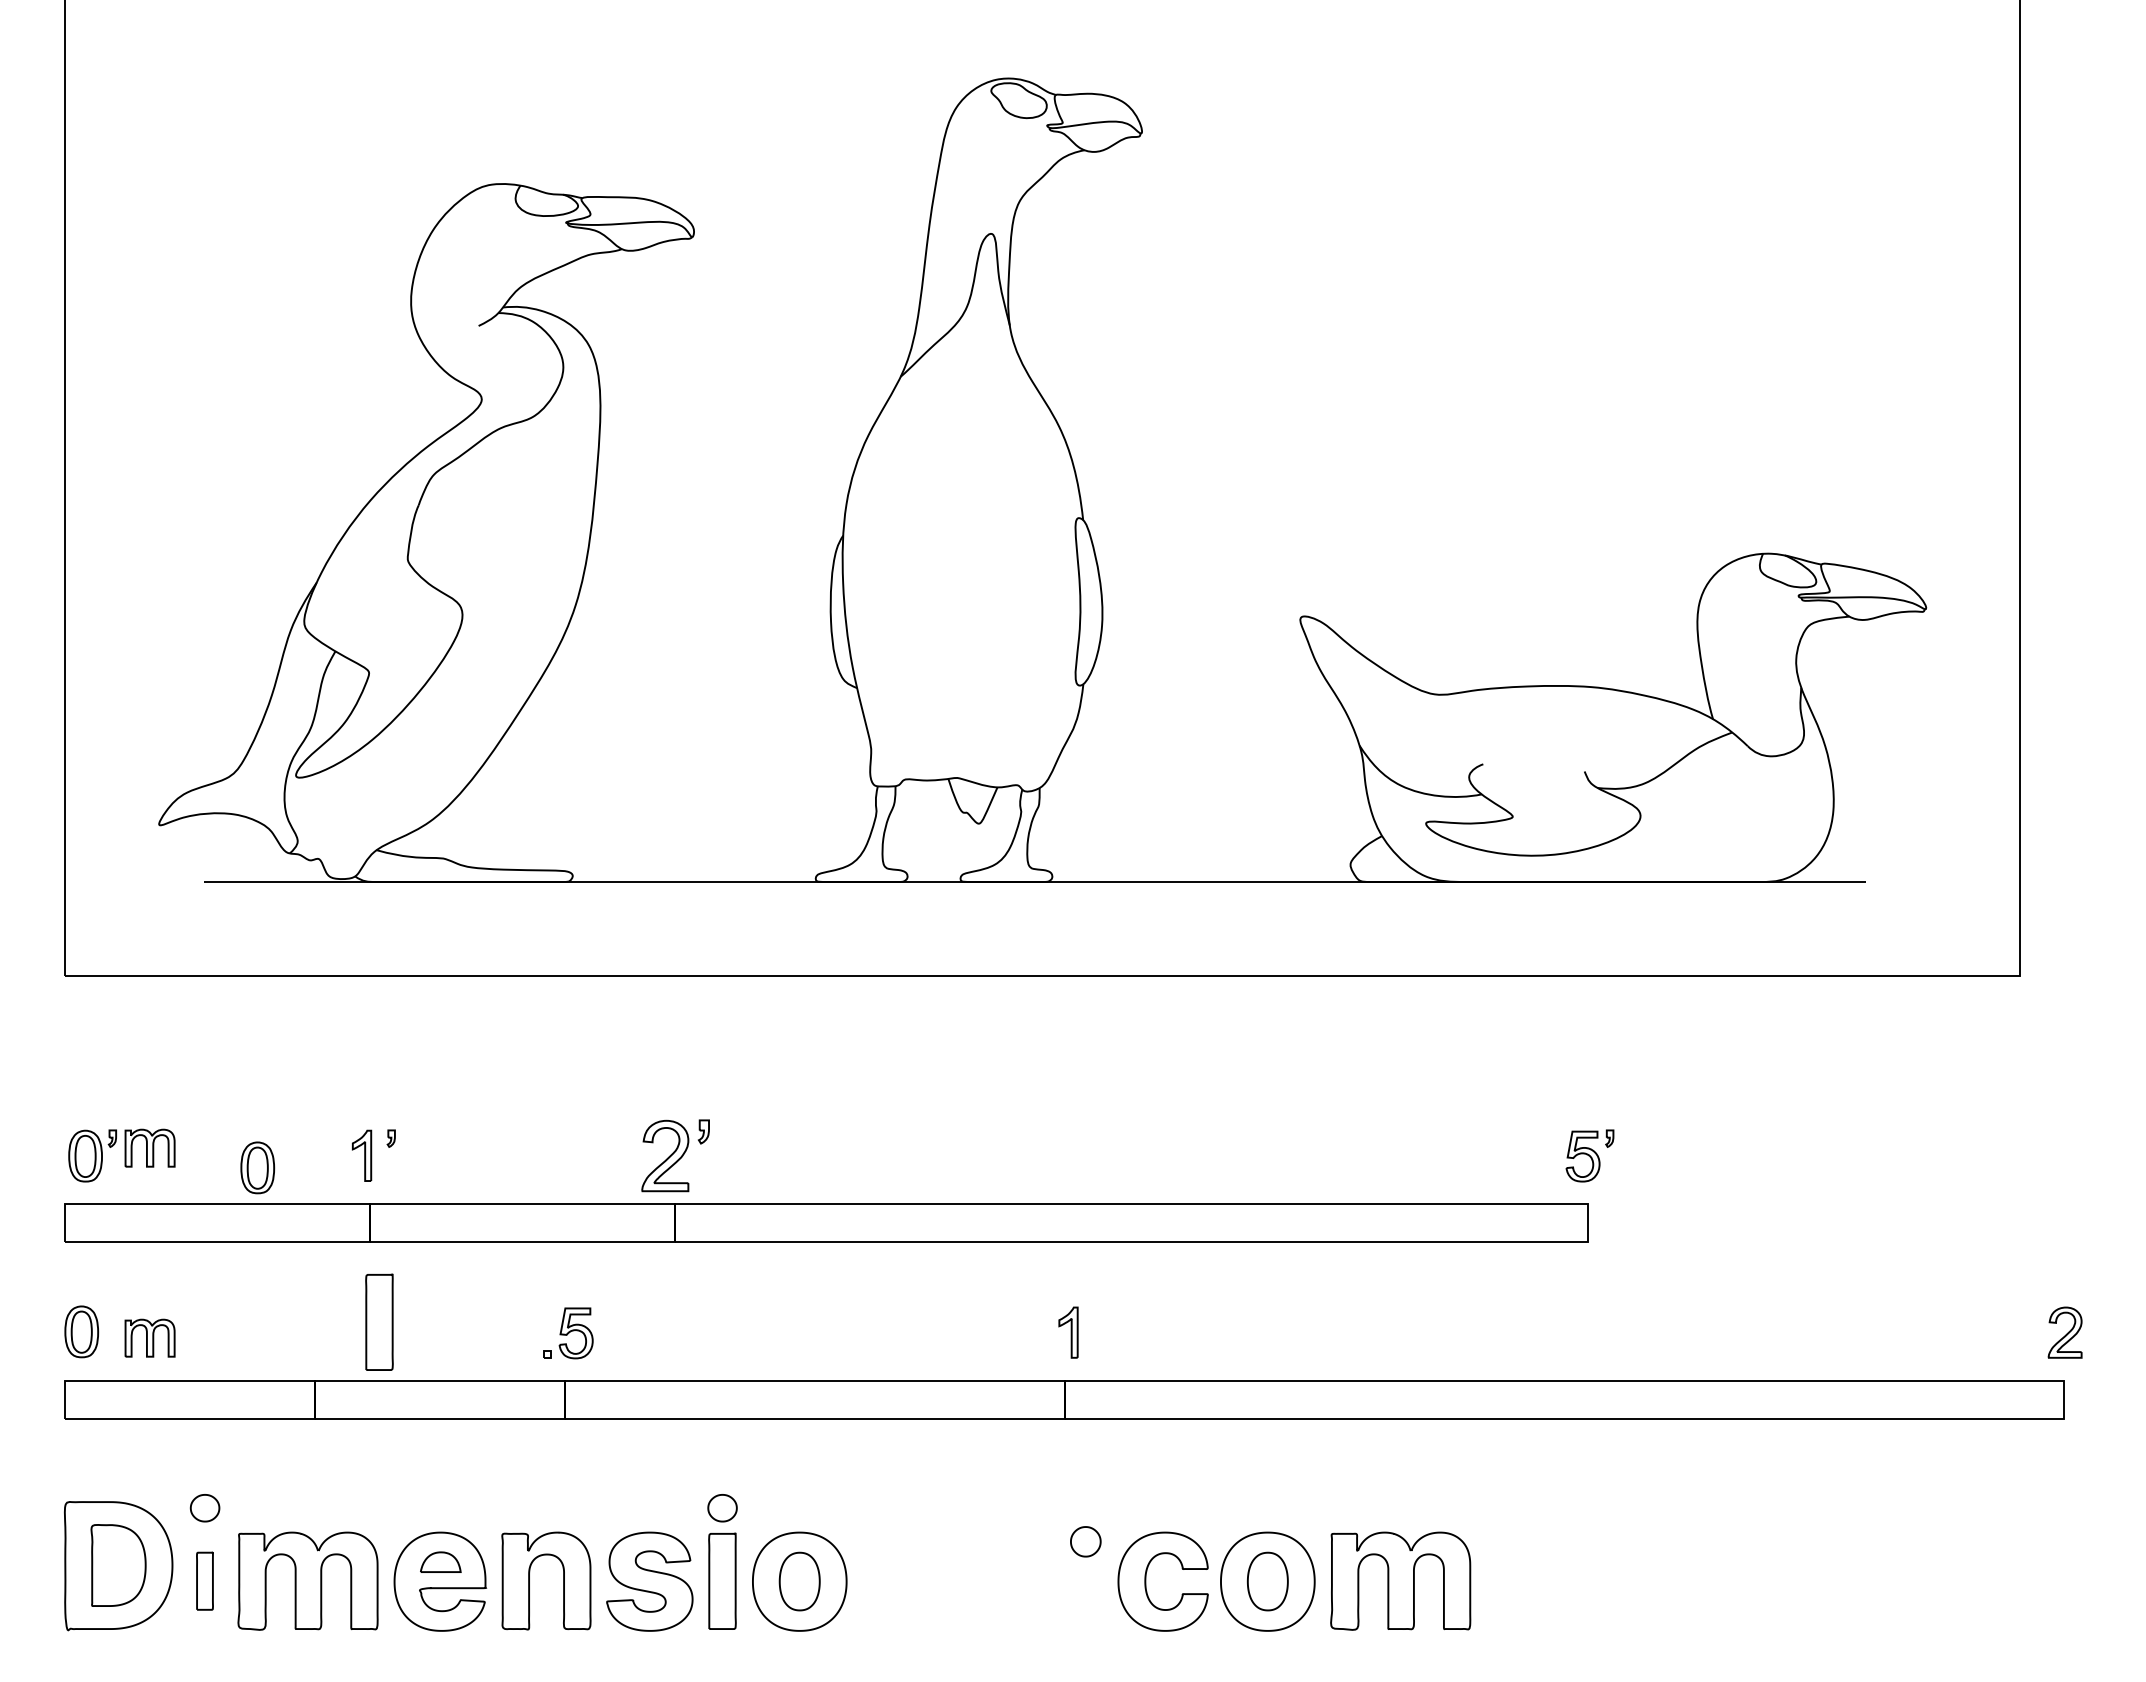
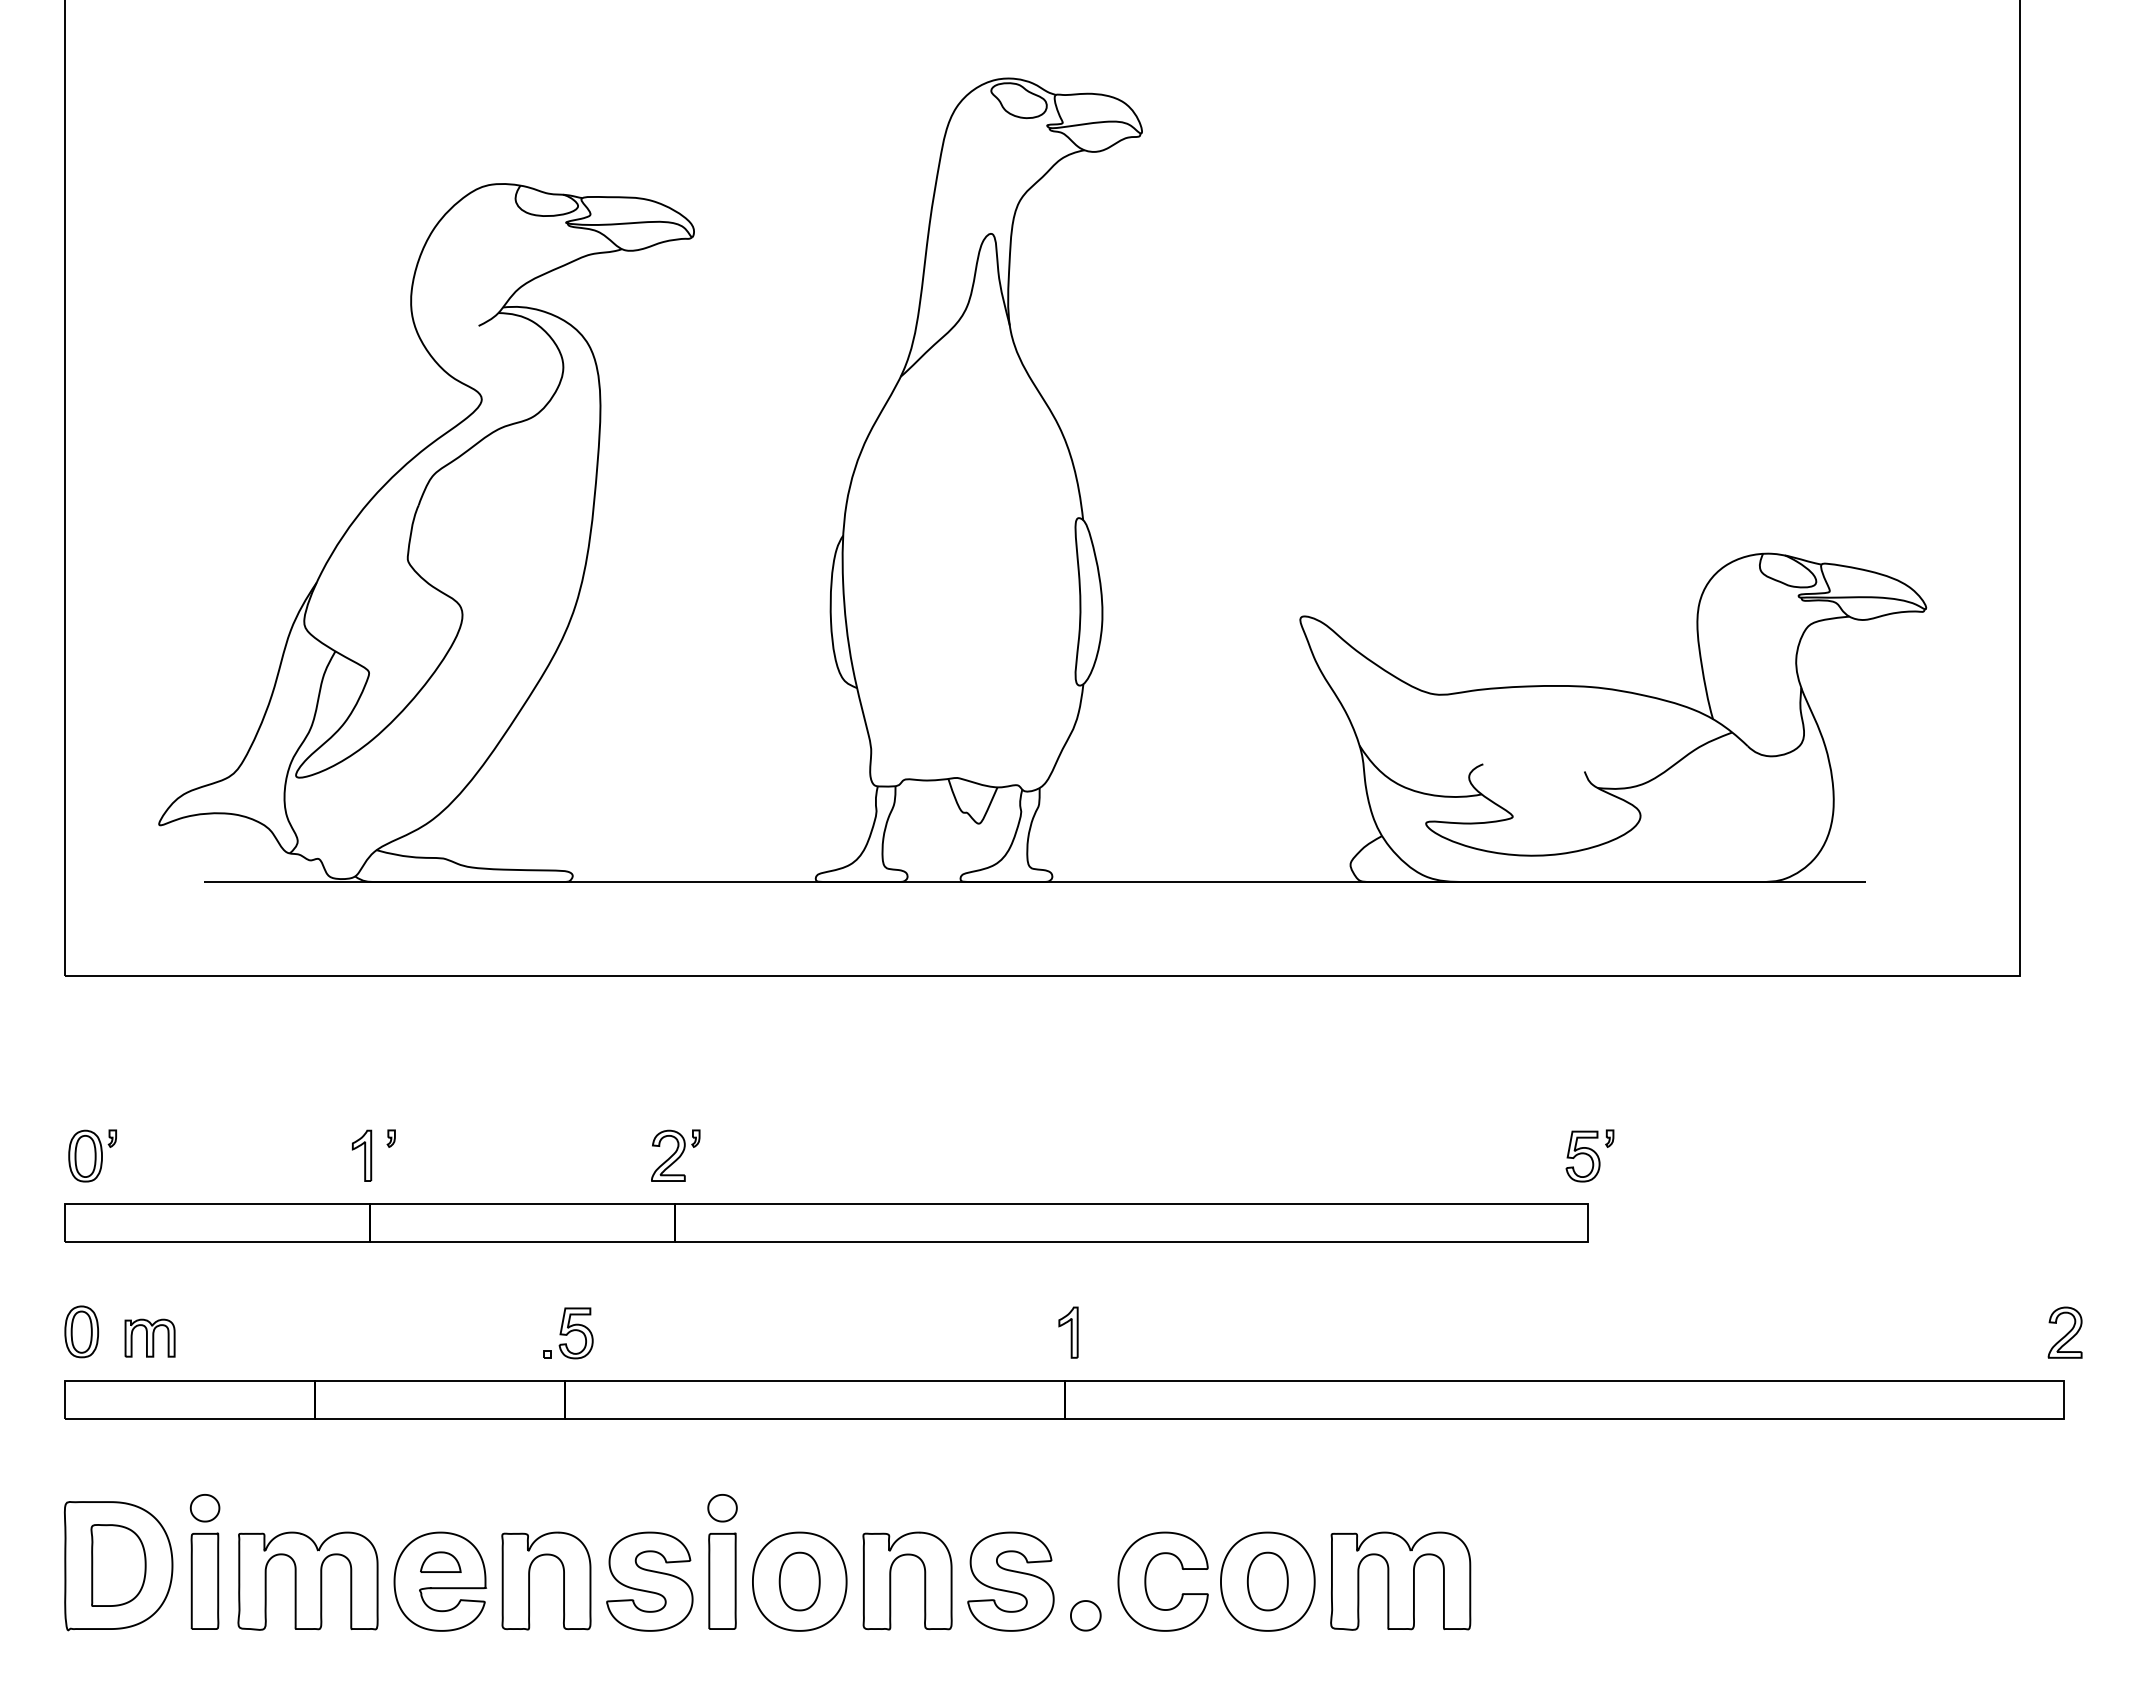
part: present -> none (149, 1147)
part size: 69x74 px -> 50x53 px (675, 1155)
part: present -> none (257, 1167)
part: present -> none (379, 1321)
part position: (1085, 1541) -> (1085, 1615) (1085, 1615)
part size: 18x60 px -> 30x98 px (204, 1580)
part: none -> present (891, 1580)
part: none -> present (1010, 1581)
